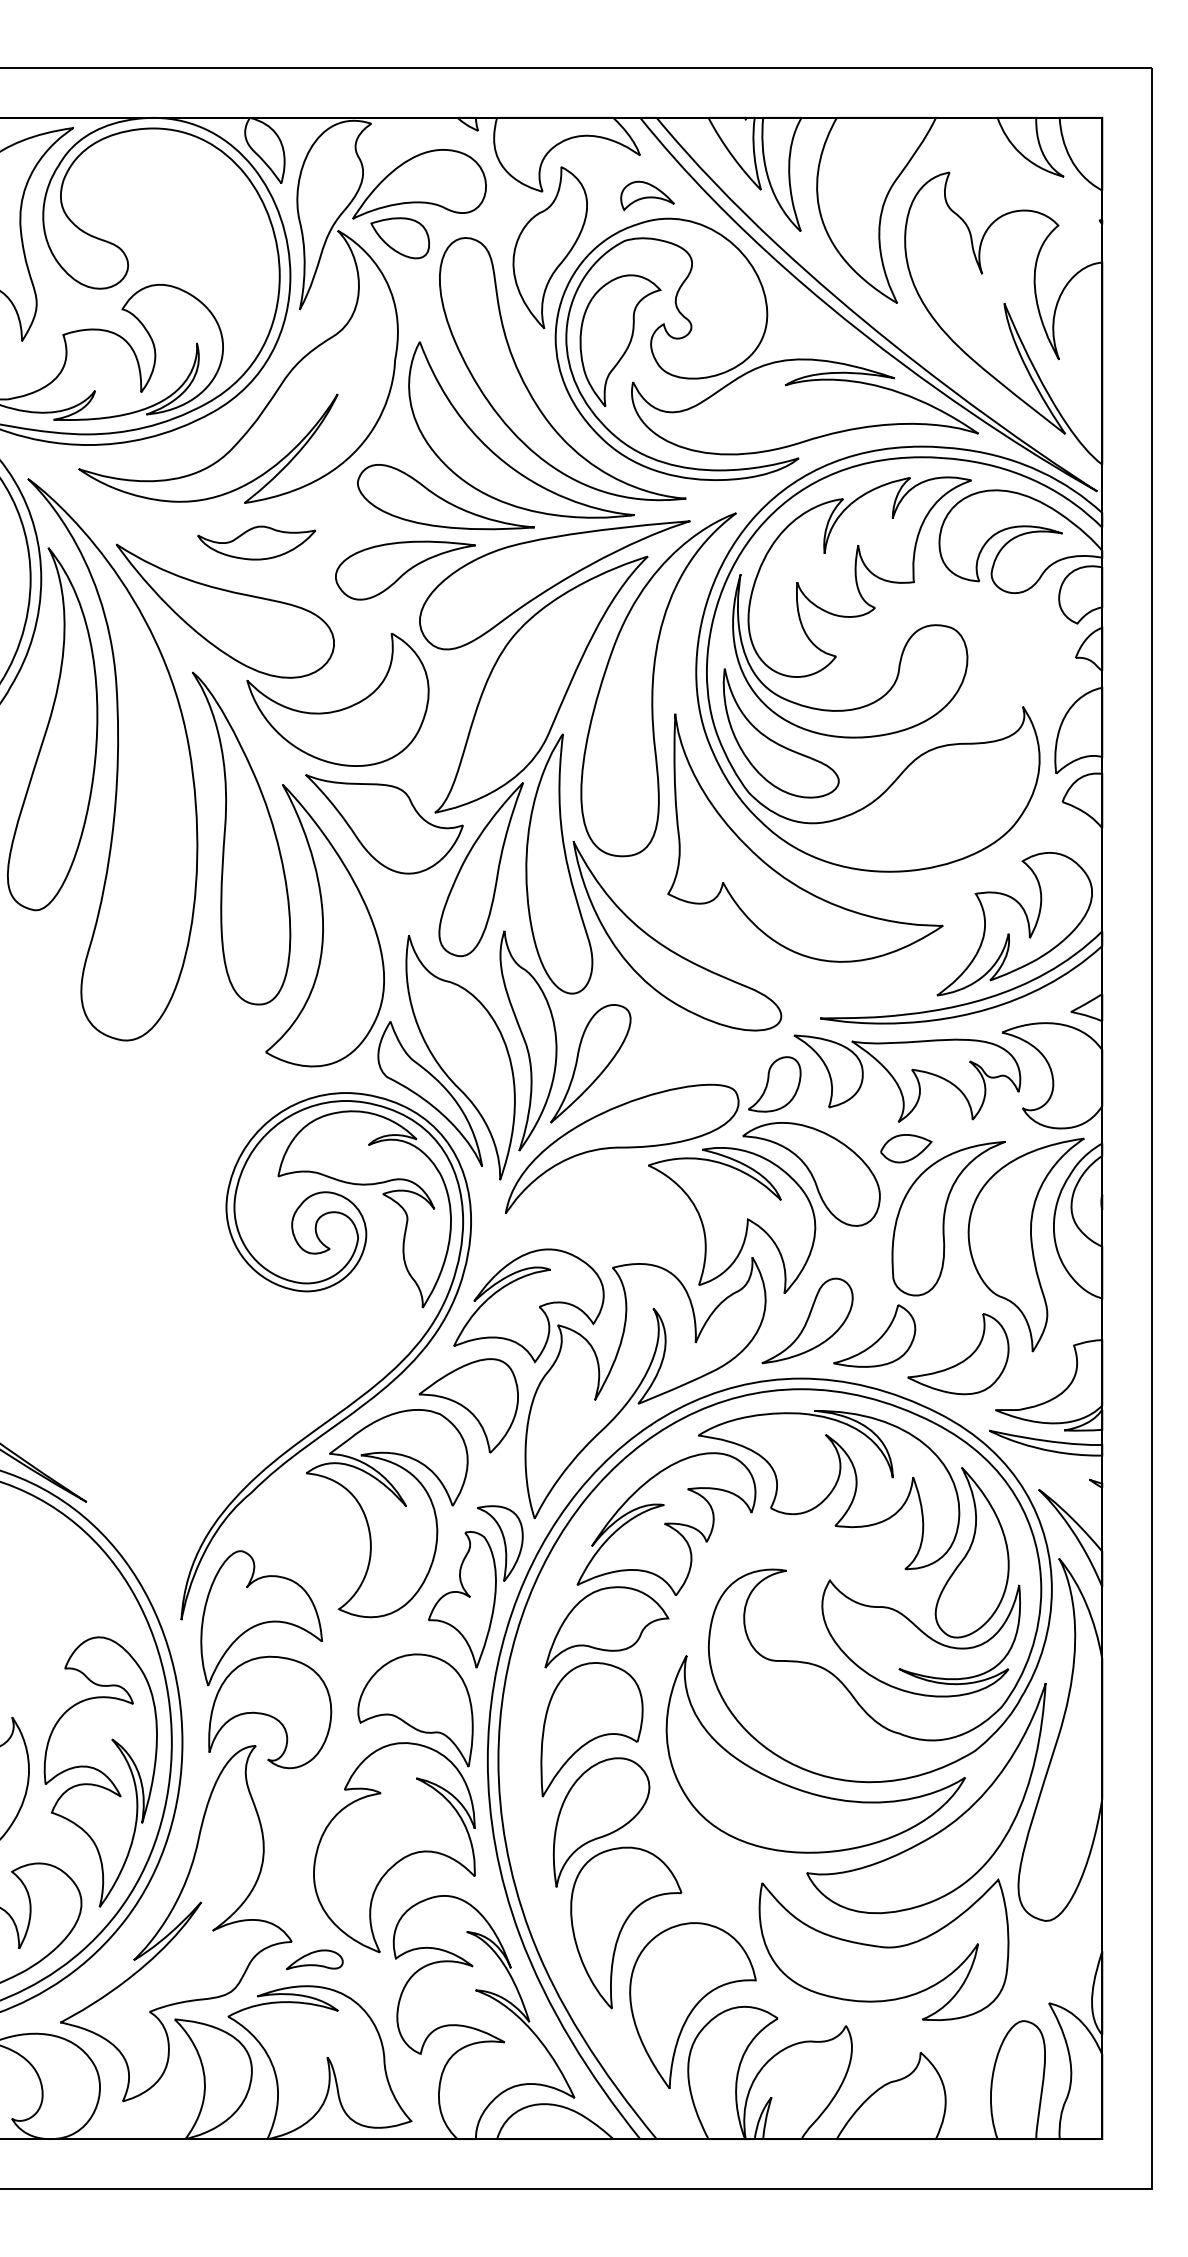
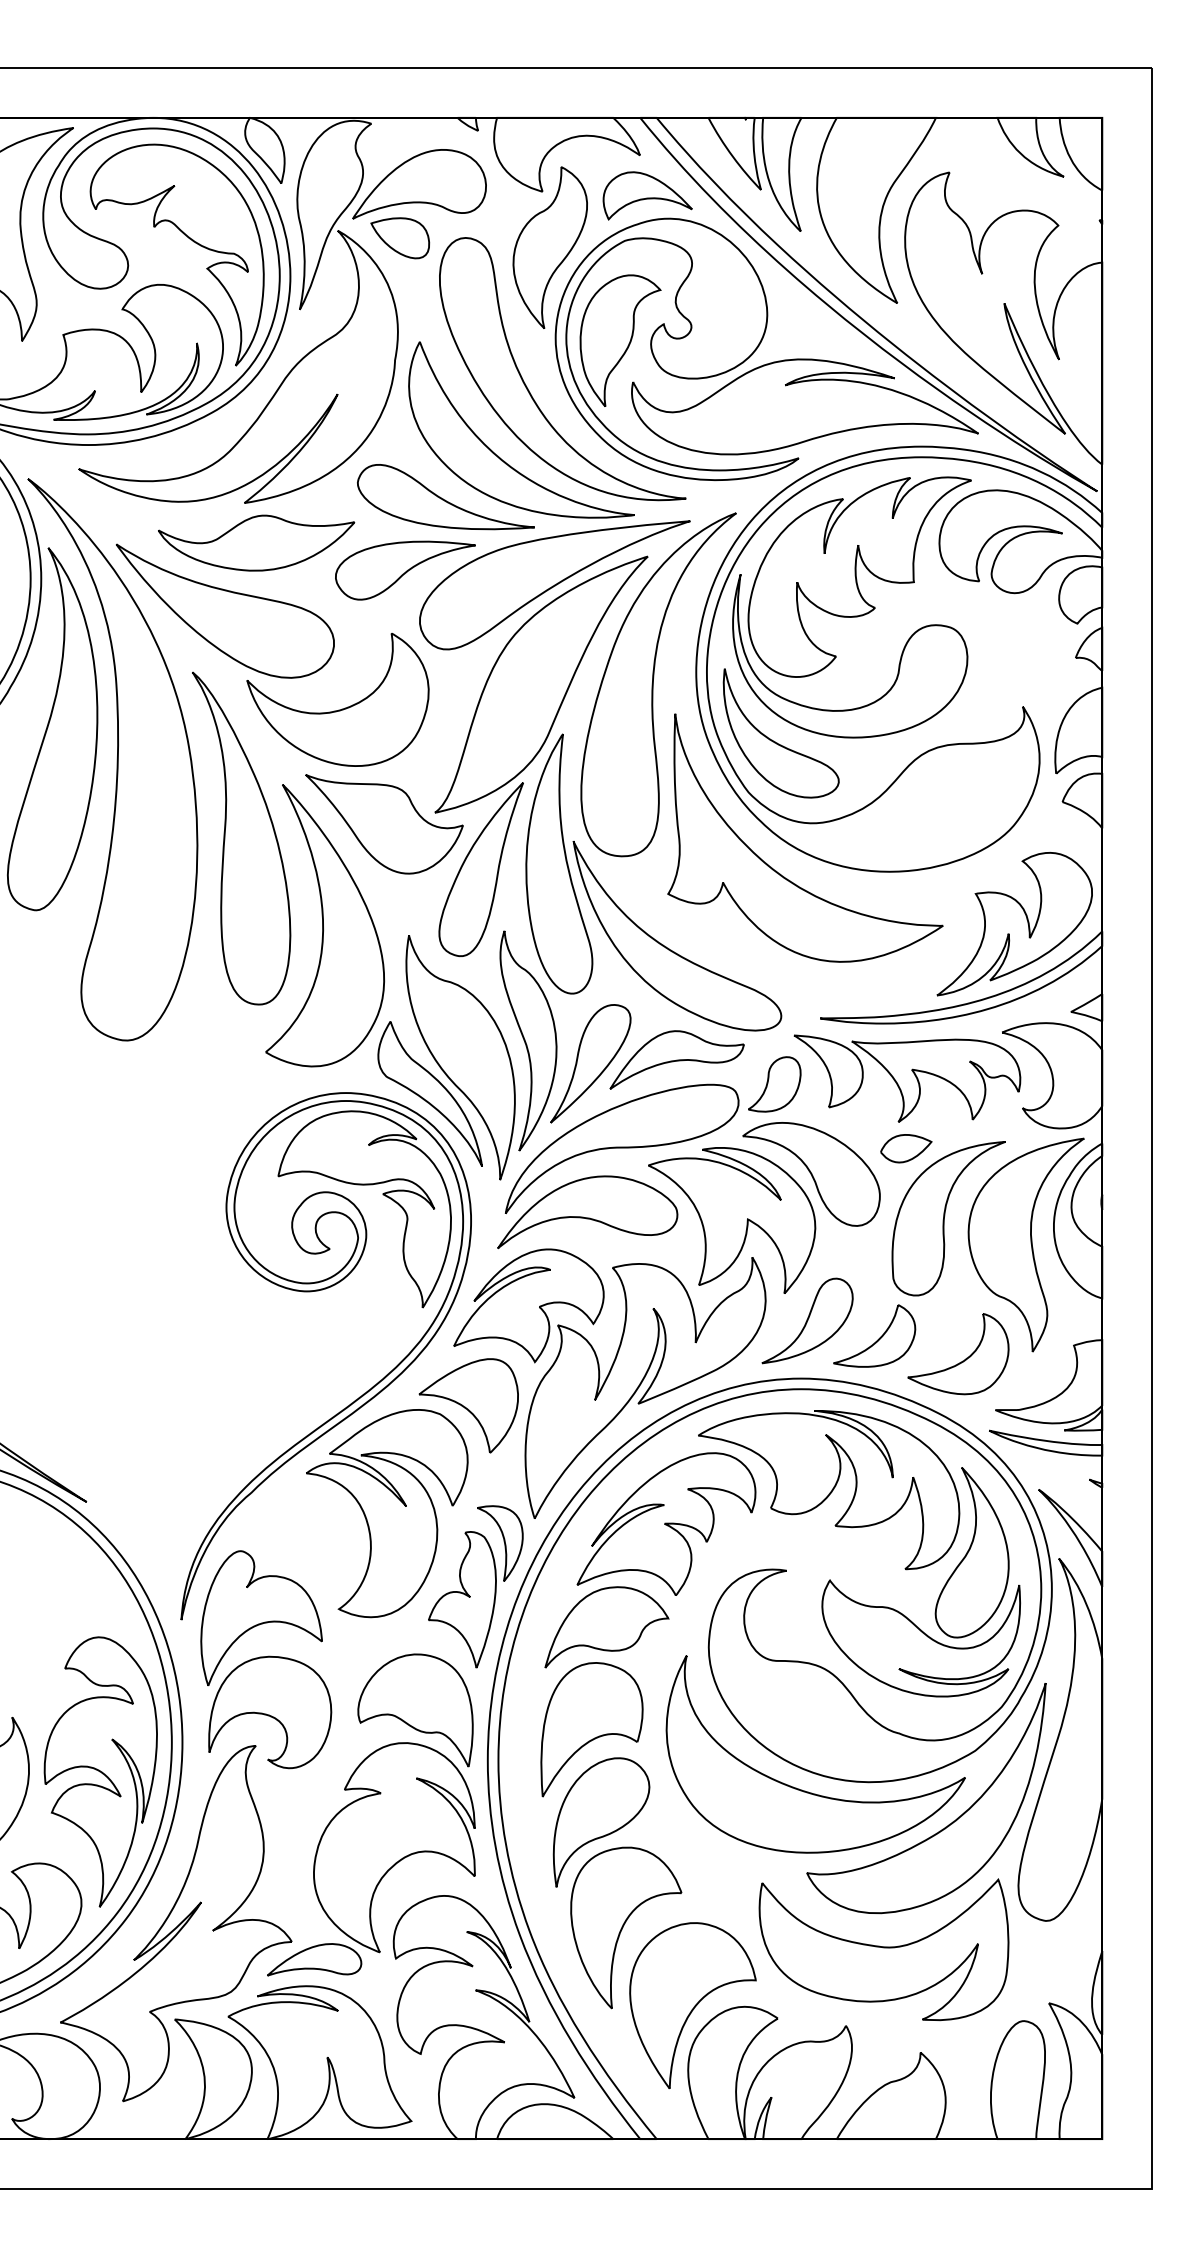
part size: 55x32 px -> 91x50 px (647, 195)
part: none -> present (189, 239)
part size: 119x36 px -> 198x58 px (256, 542)
part: none -> present (676, 1059)
part: none -> present (587, 1212)
part size: 58x22 px -> 96x34 px (314, 1959)
